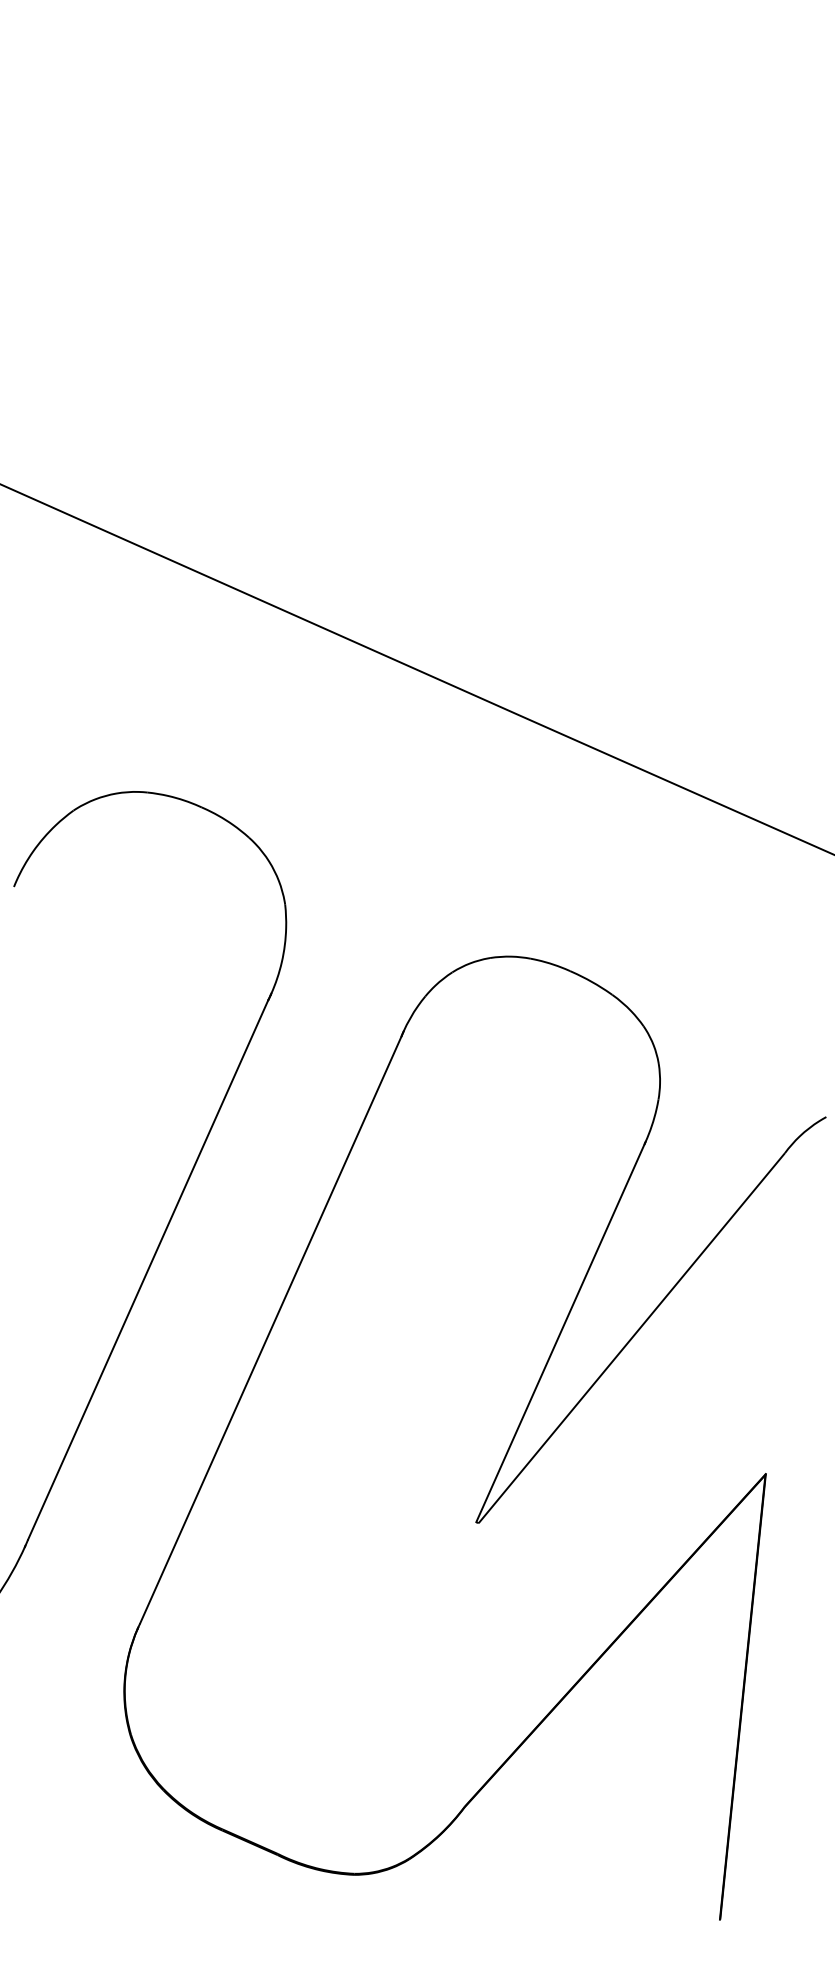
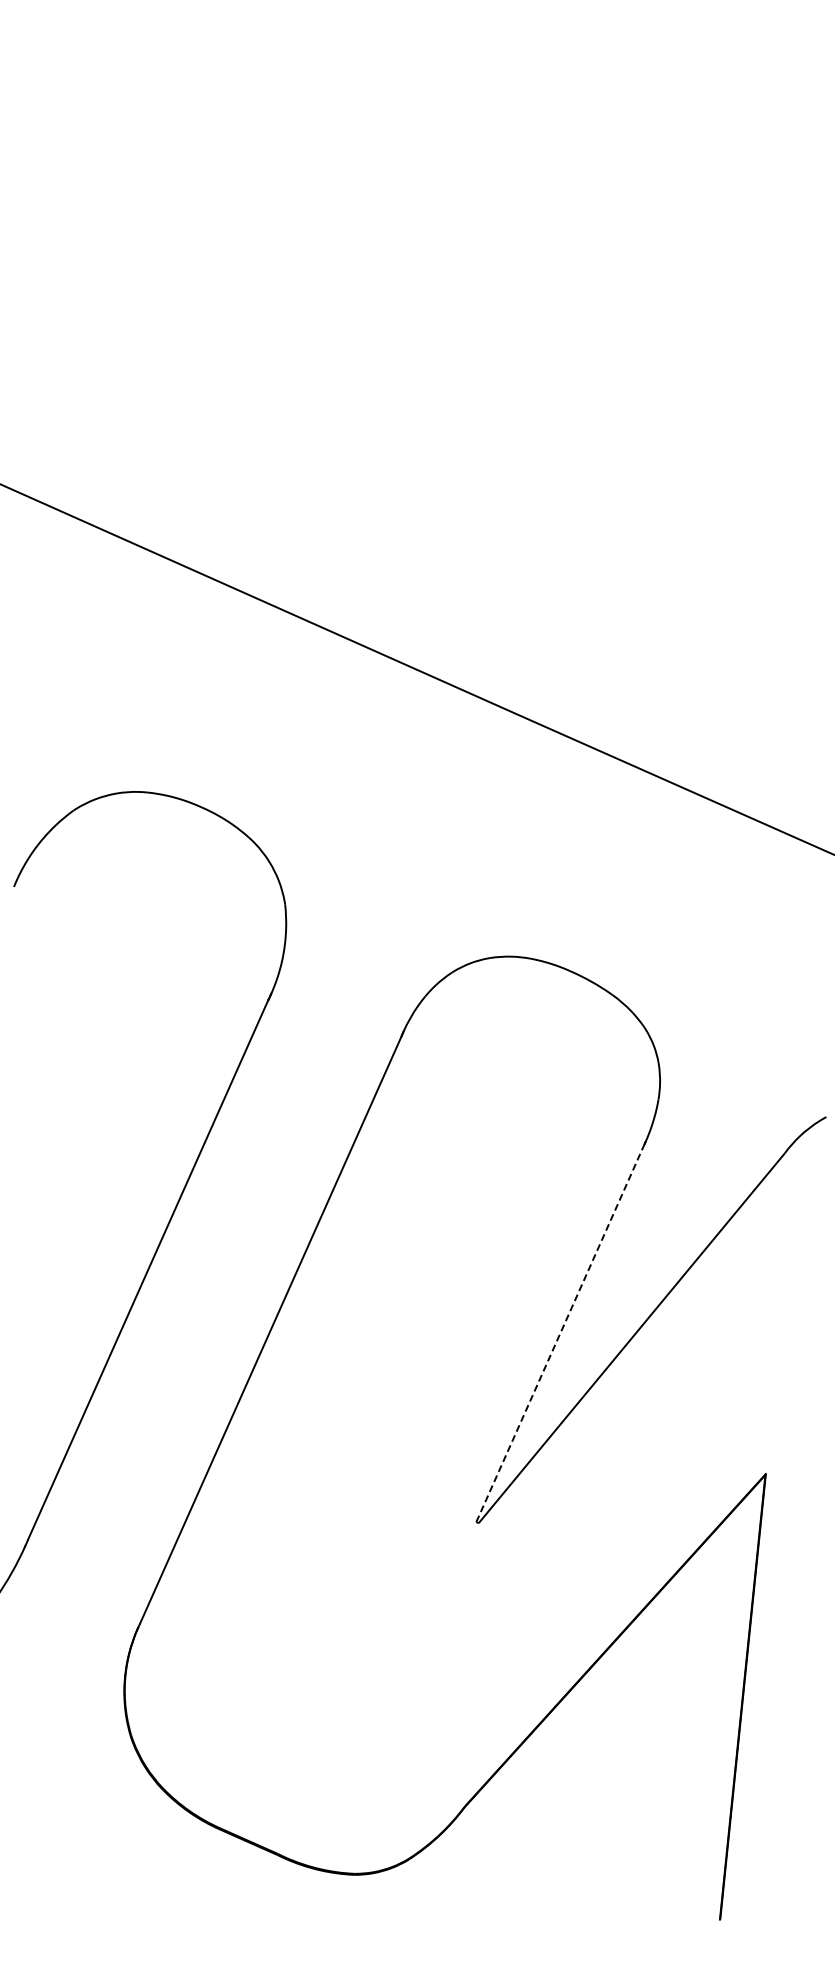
line: solid -> dashed (560, 1333)
